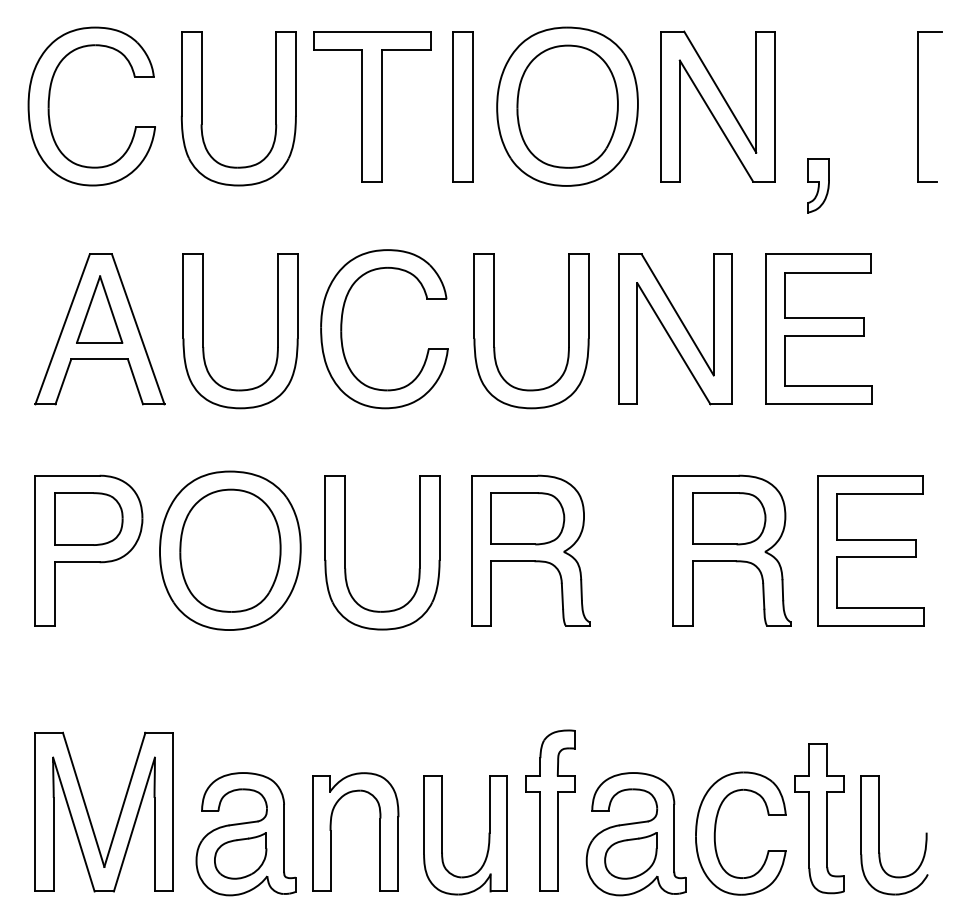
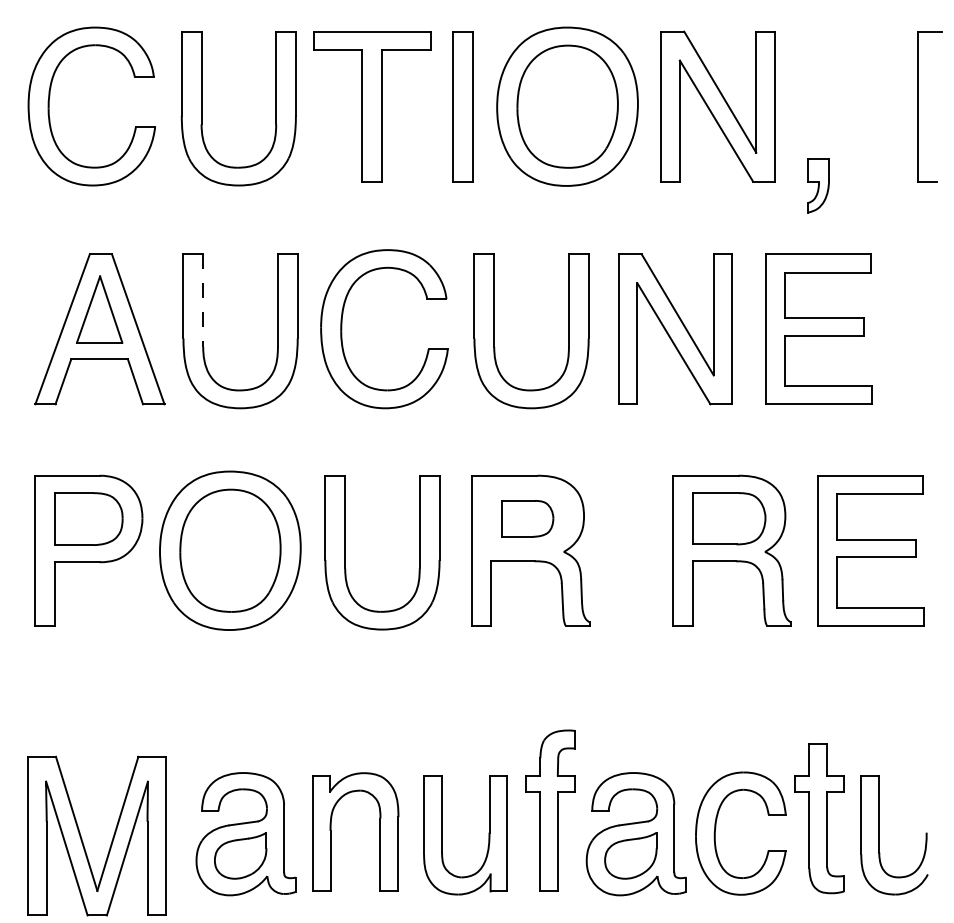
line: solid -> dashed (203, 301)
part size: 76x54 px -> 54x38 px (527, 518)
part position: (89, 814) -> (82, 838) (82, 838)
